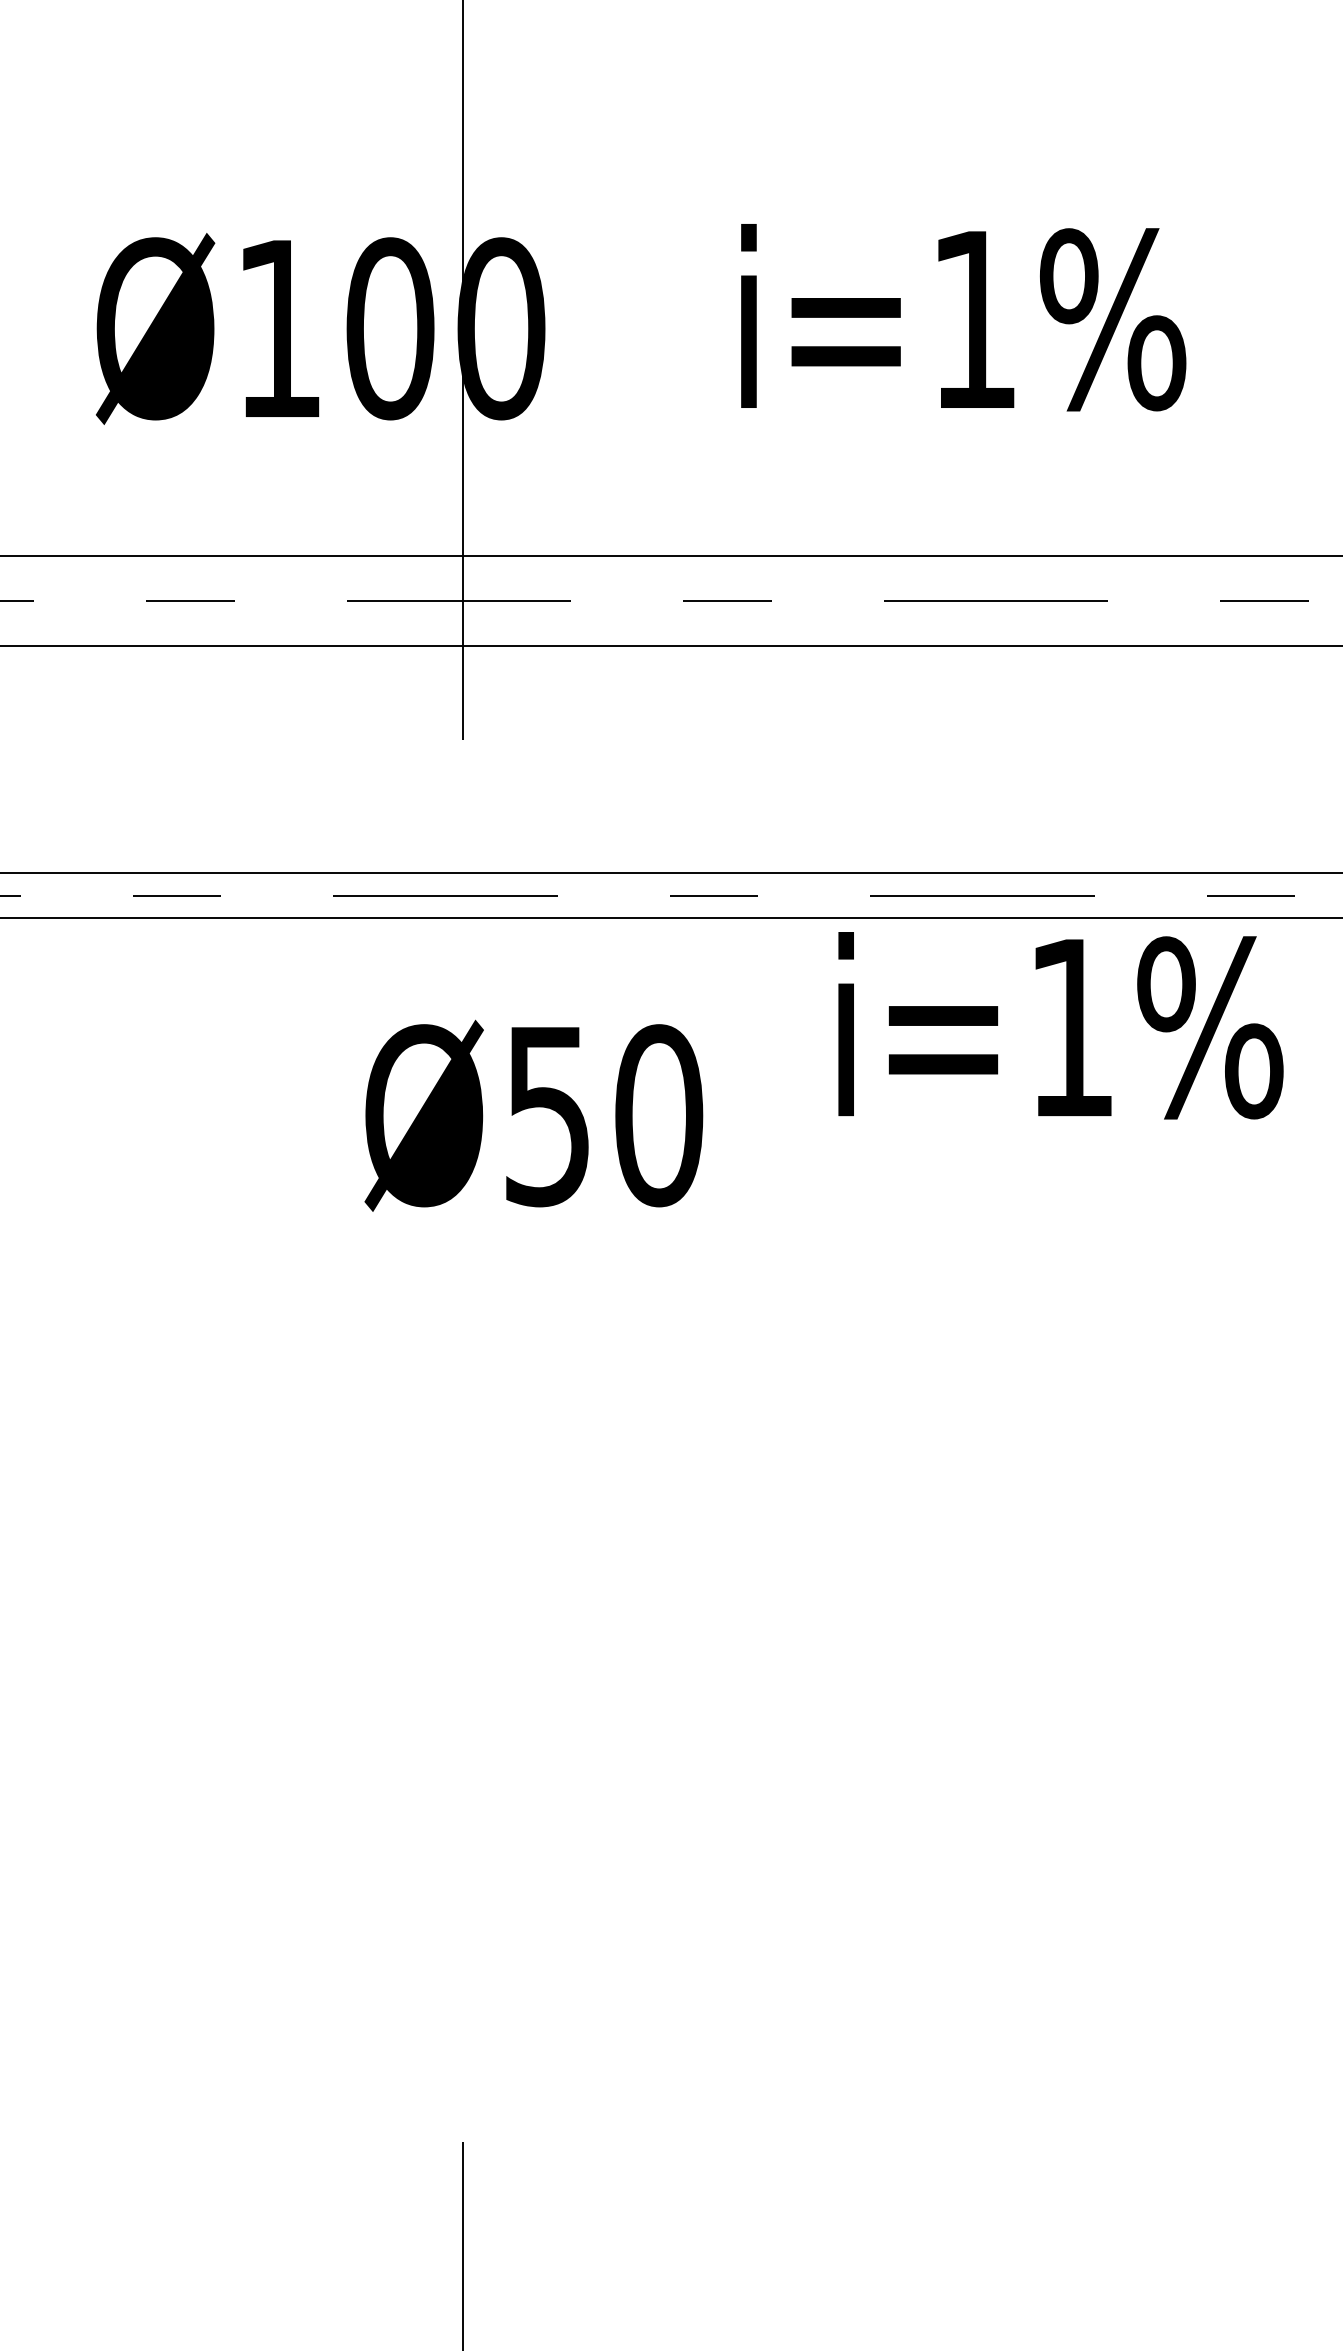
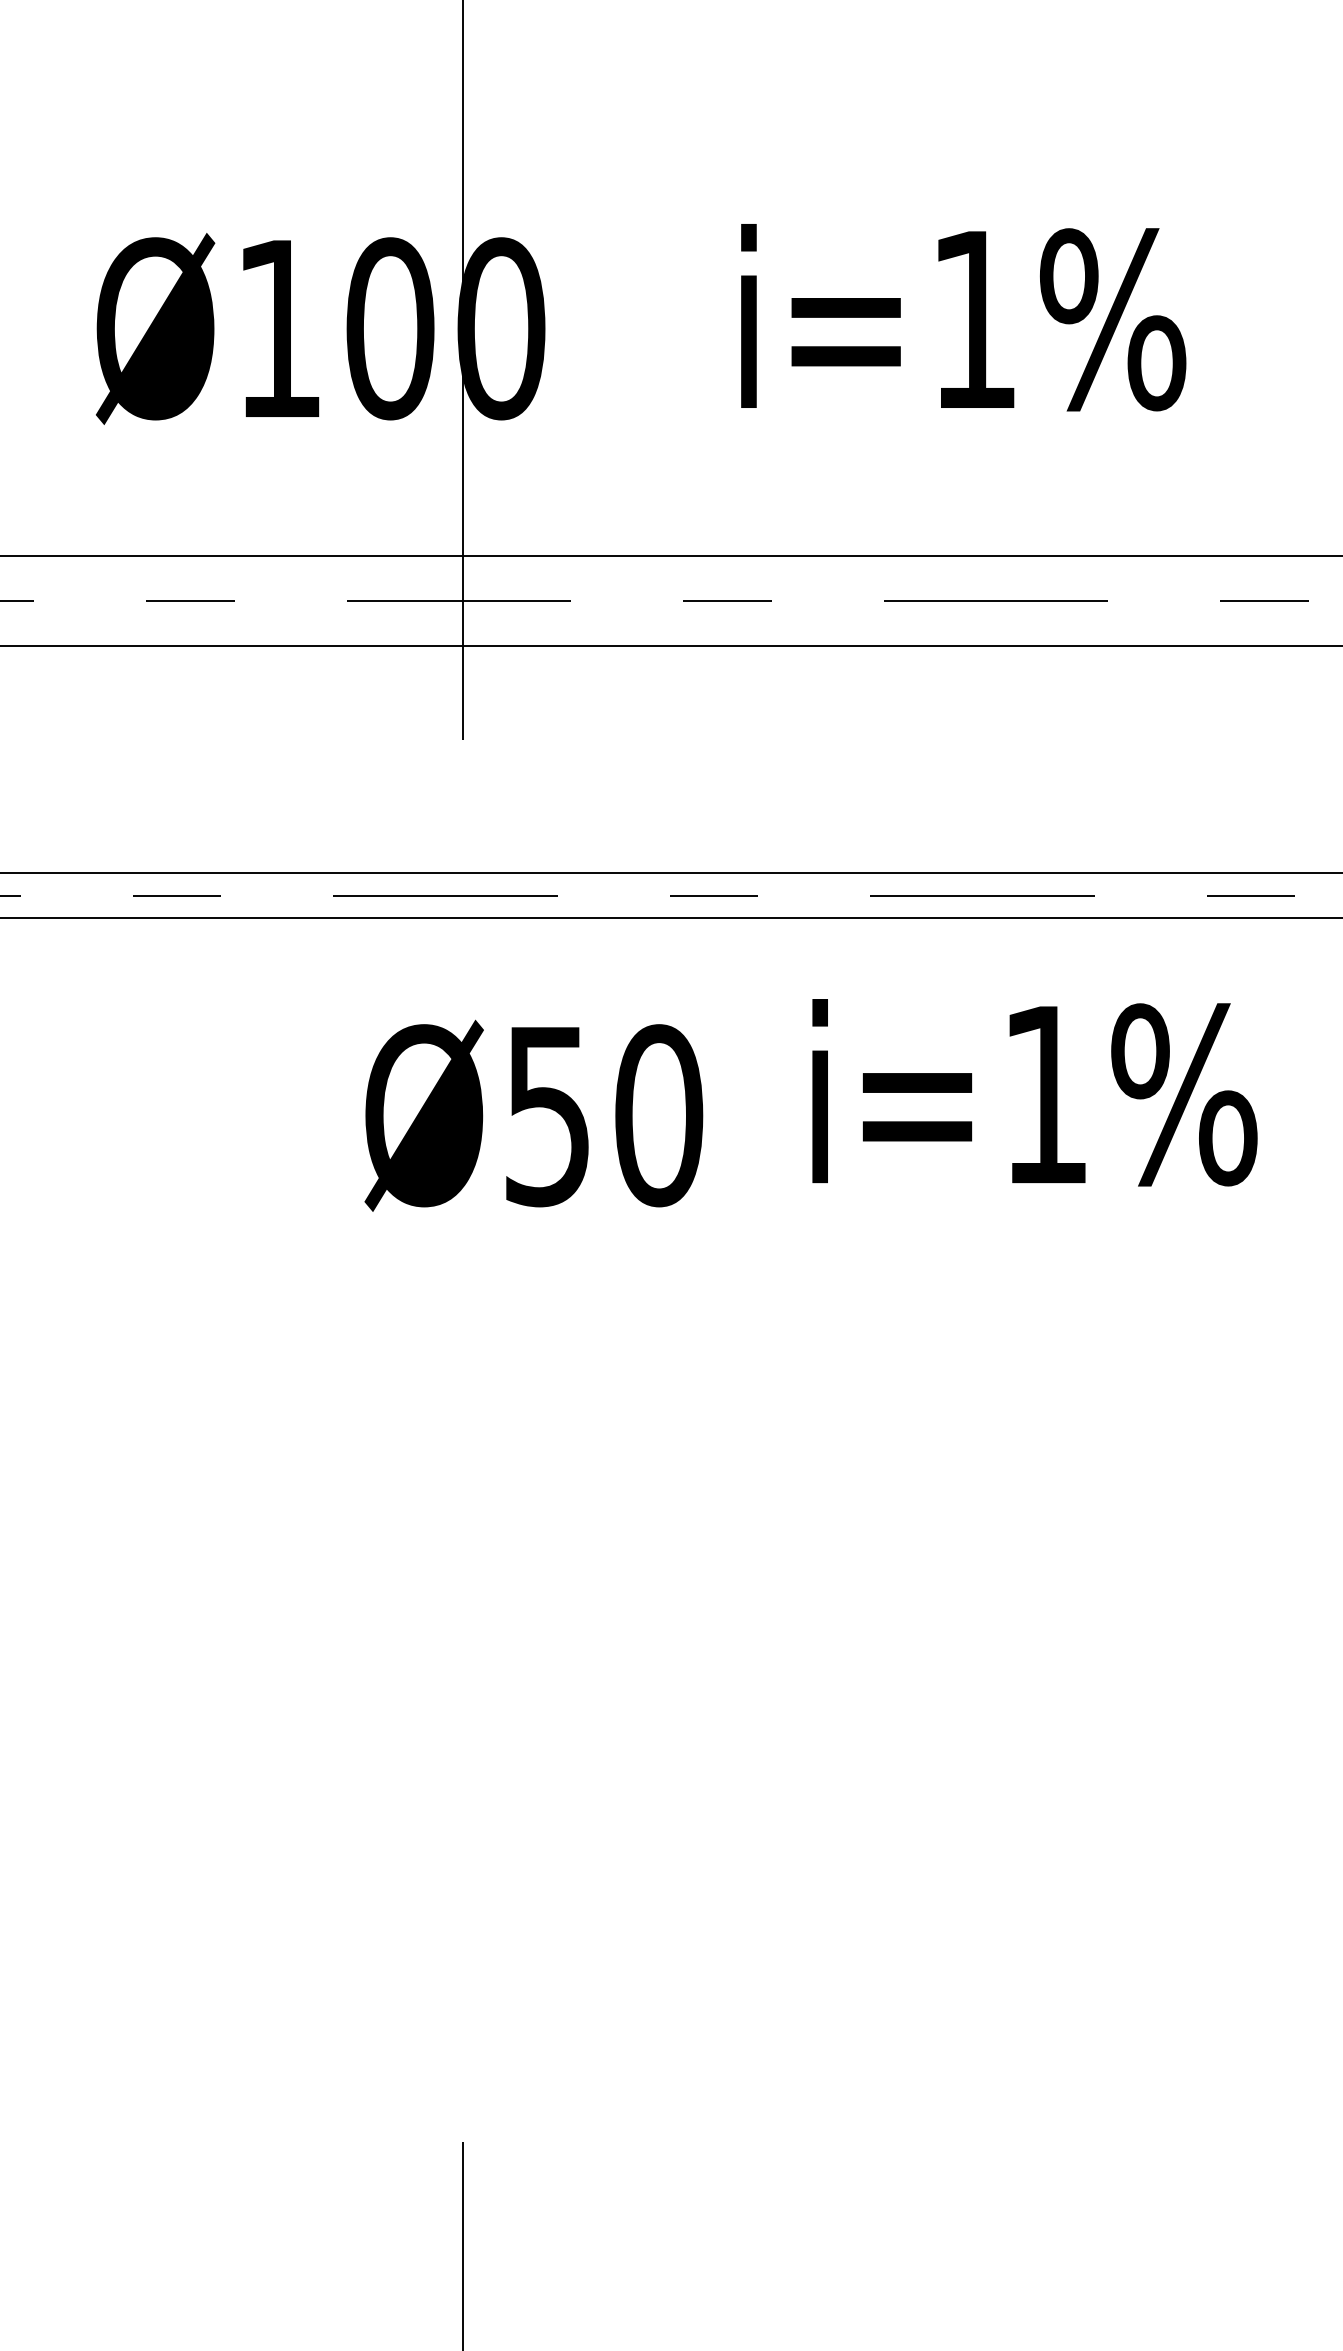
text position: (1060, 1025) -> (1034, 1092) (1034, 1092)
